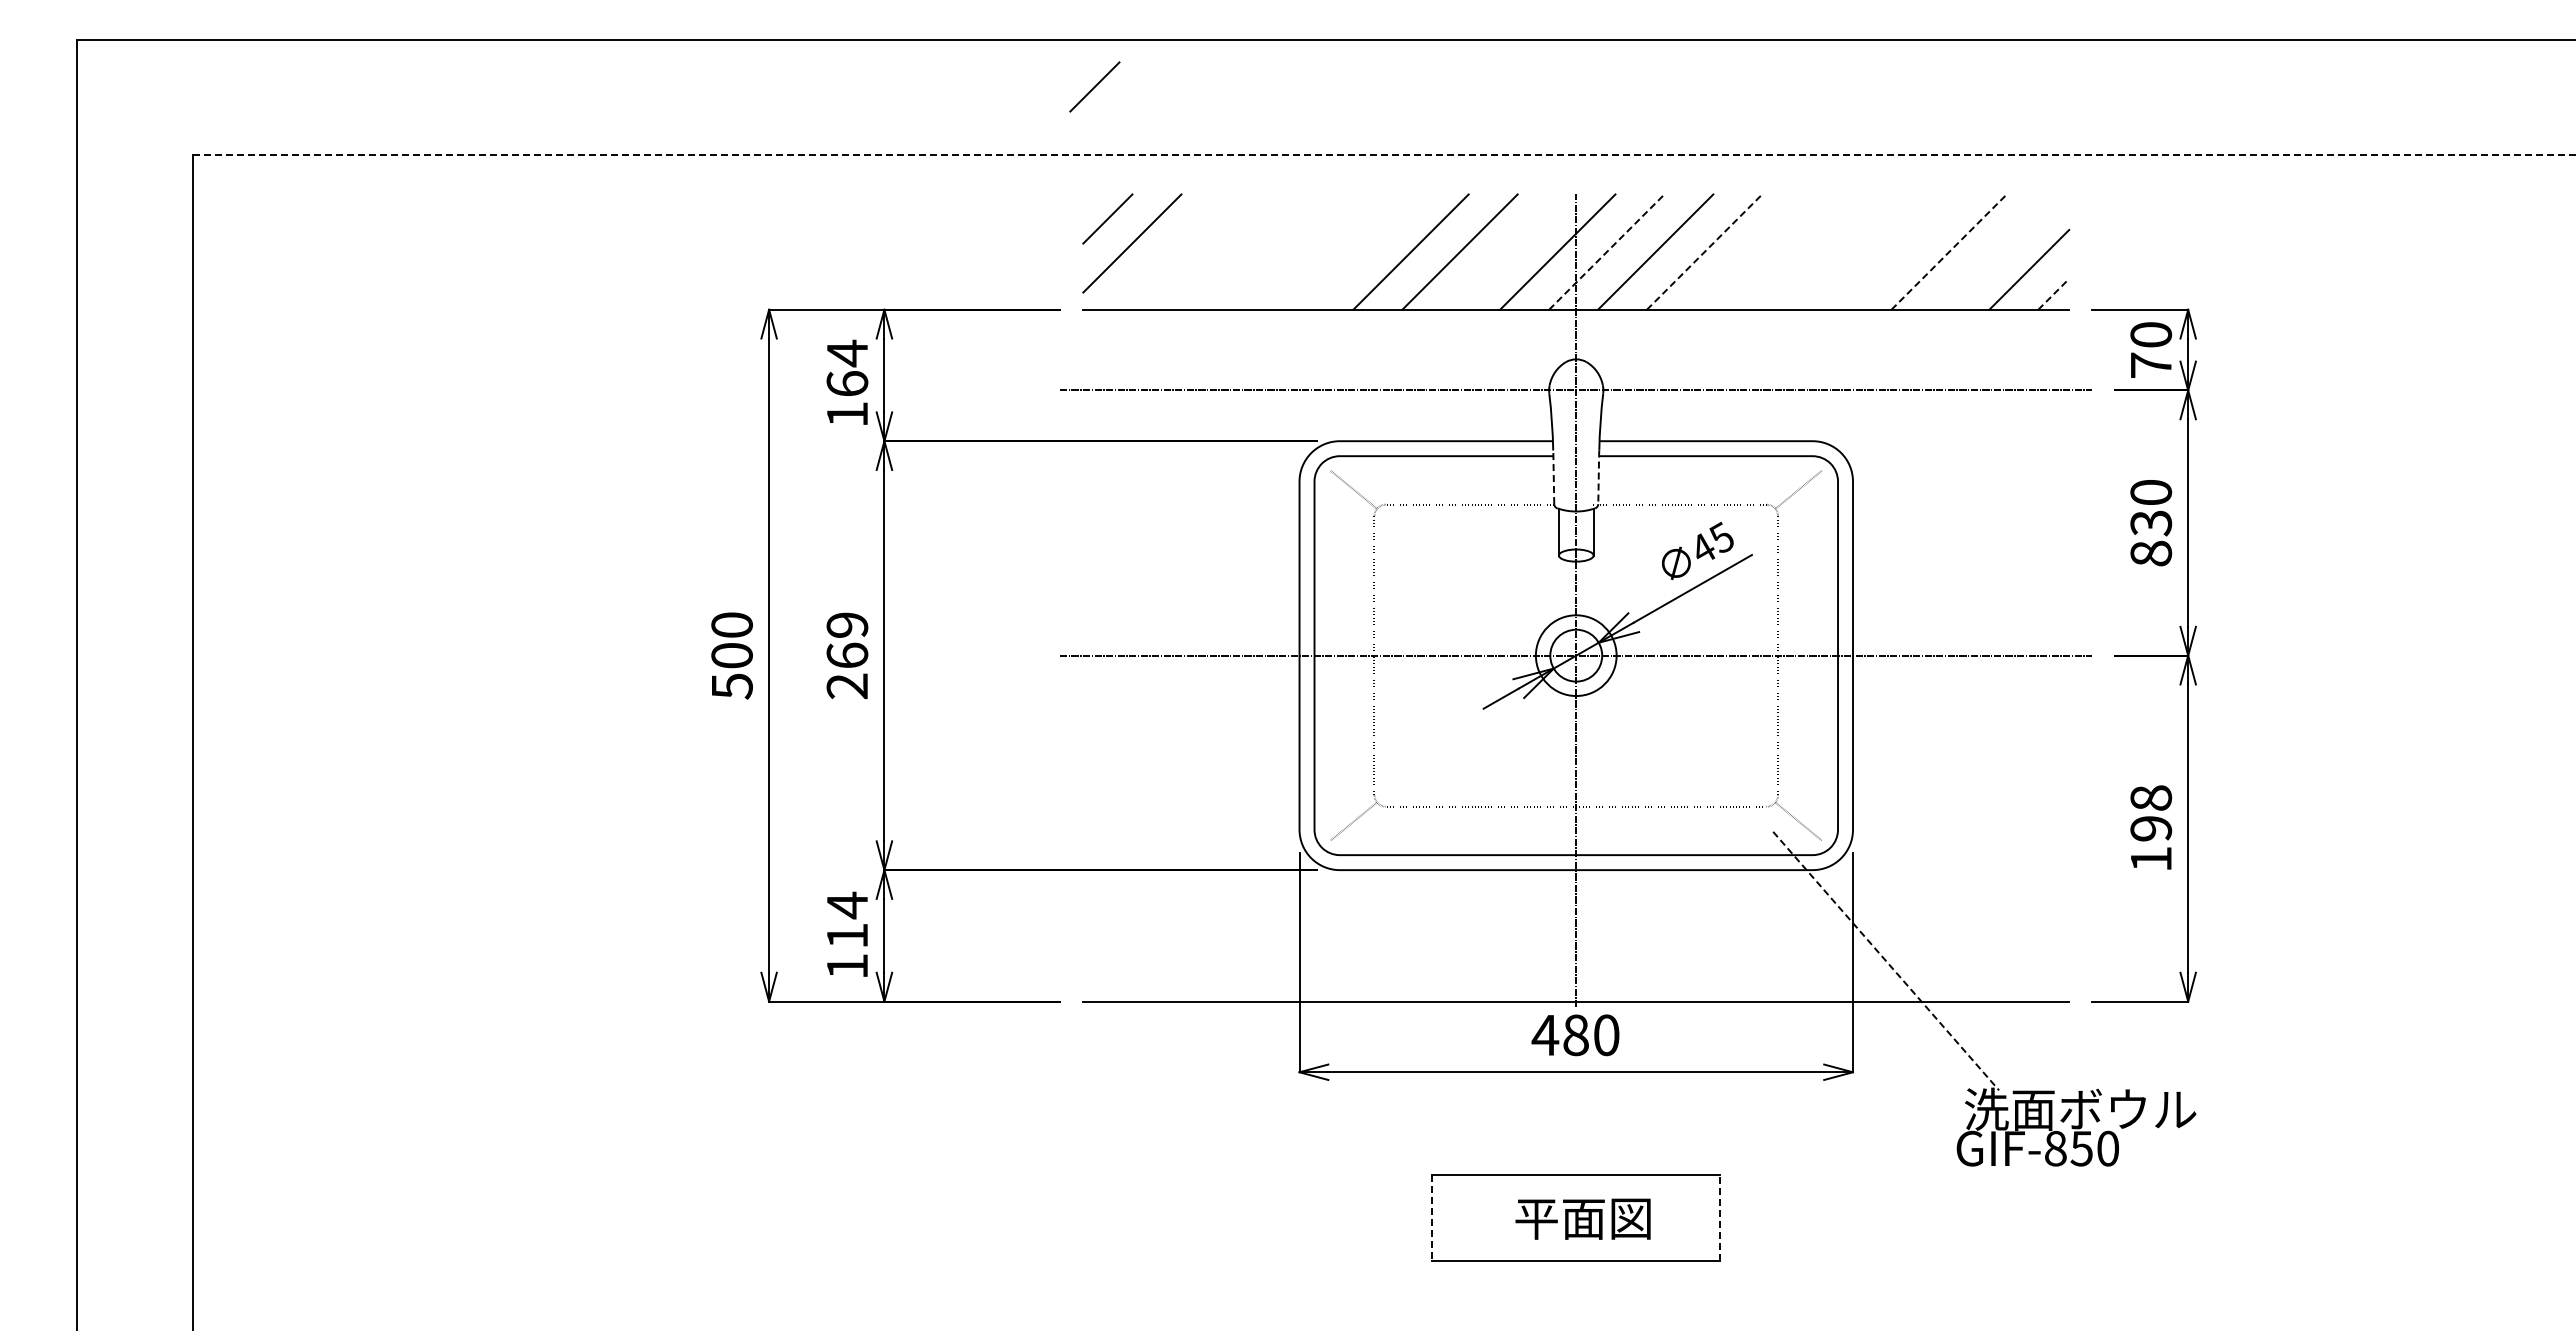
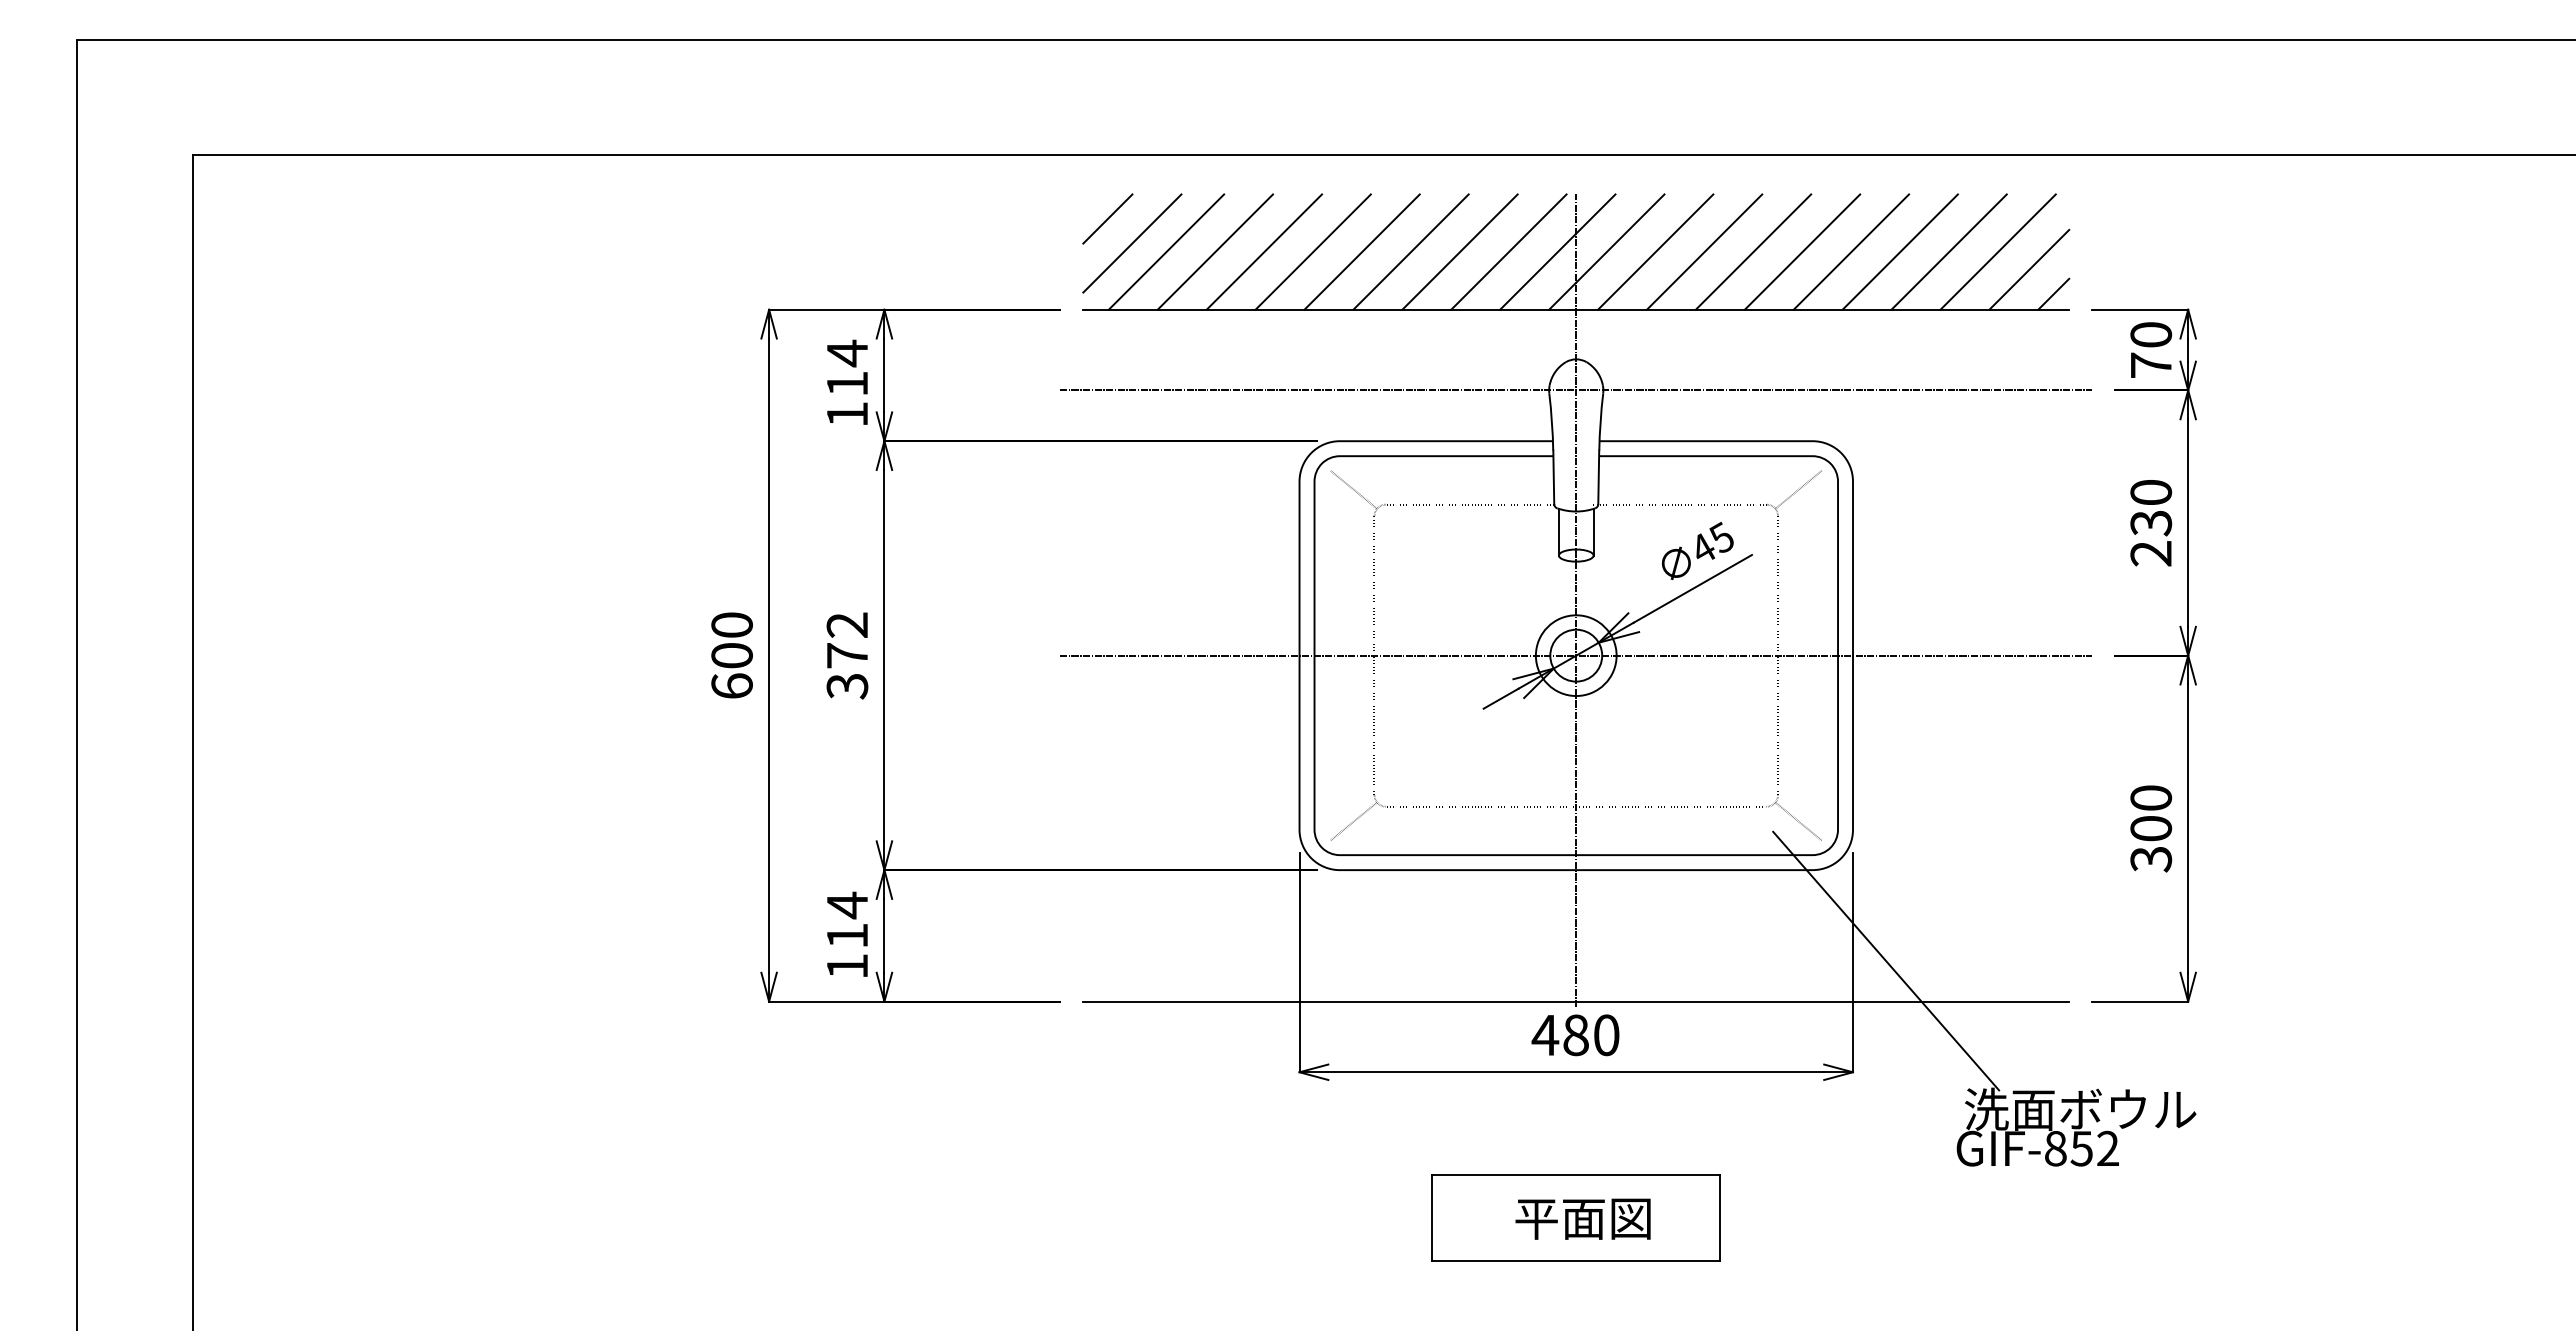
line: present -> none (1094, 86)
line: dashed -> solid (1384, 155)
line: none -> present (1166, 251)
line: none -> present (1215, 251)
line: none -> present (1264, 251)
line: none -> present (1312, 251)
line: none -> present (1361, 251)
line: none -> present (1508, 251)
line: none -> present (1753, 251)
line: none -> present (1802, 251)
line: none -> present (1851, 251)
line: none -> present (1899, 251)
line: none -> present (1997, 251)
line: dashed -> solid (1606, 252)
line: dashed -> solid (1704, 252)
line: dashed -> solid (1949, 252)
line: dashed -> solid (2053, 294)
text: 164 -> 114 (847, 383)
line: dashed -> solid (1553, 477)
line: dashed -> solid (1598, 477)
text: 830 -> 230 (2151, 553)
text: 269 -> 372 (847, 655)
text: 500 -> 600 (731, 686)
text: 198 -> 300 (2151, 828)
line: dashed -> solid (1886, 961)
text: GIF-850 -> GIF-852 (2107, 1148)
line: dashed -> solid (1720, 1217)
line: dashed -> solid (1432, 1218)
